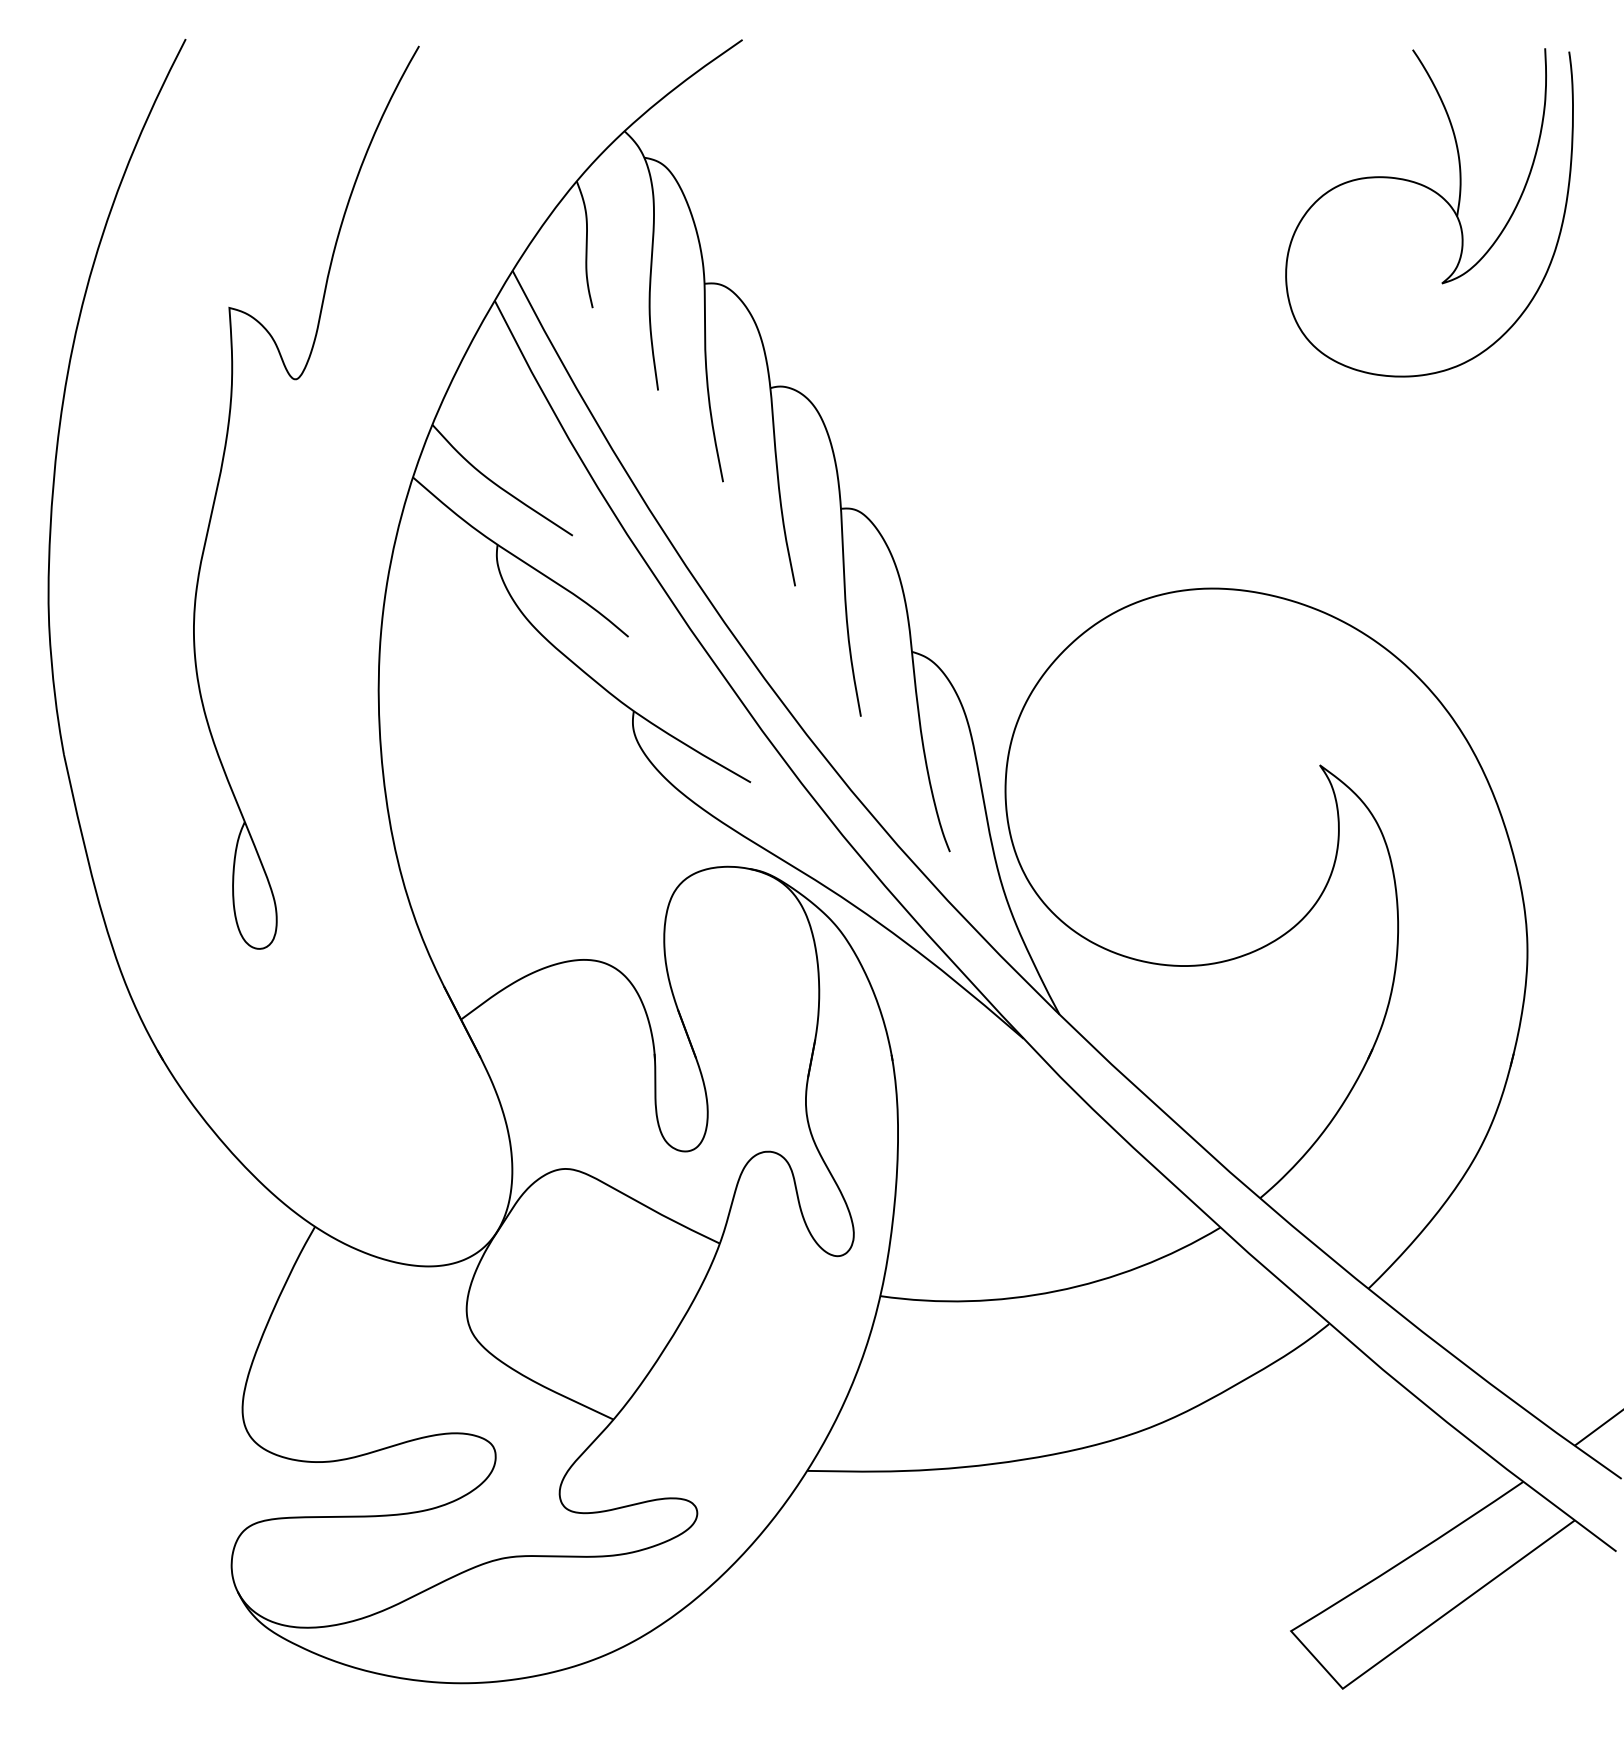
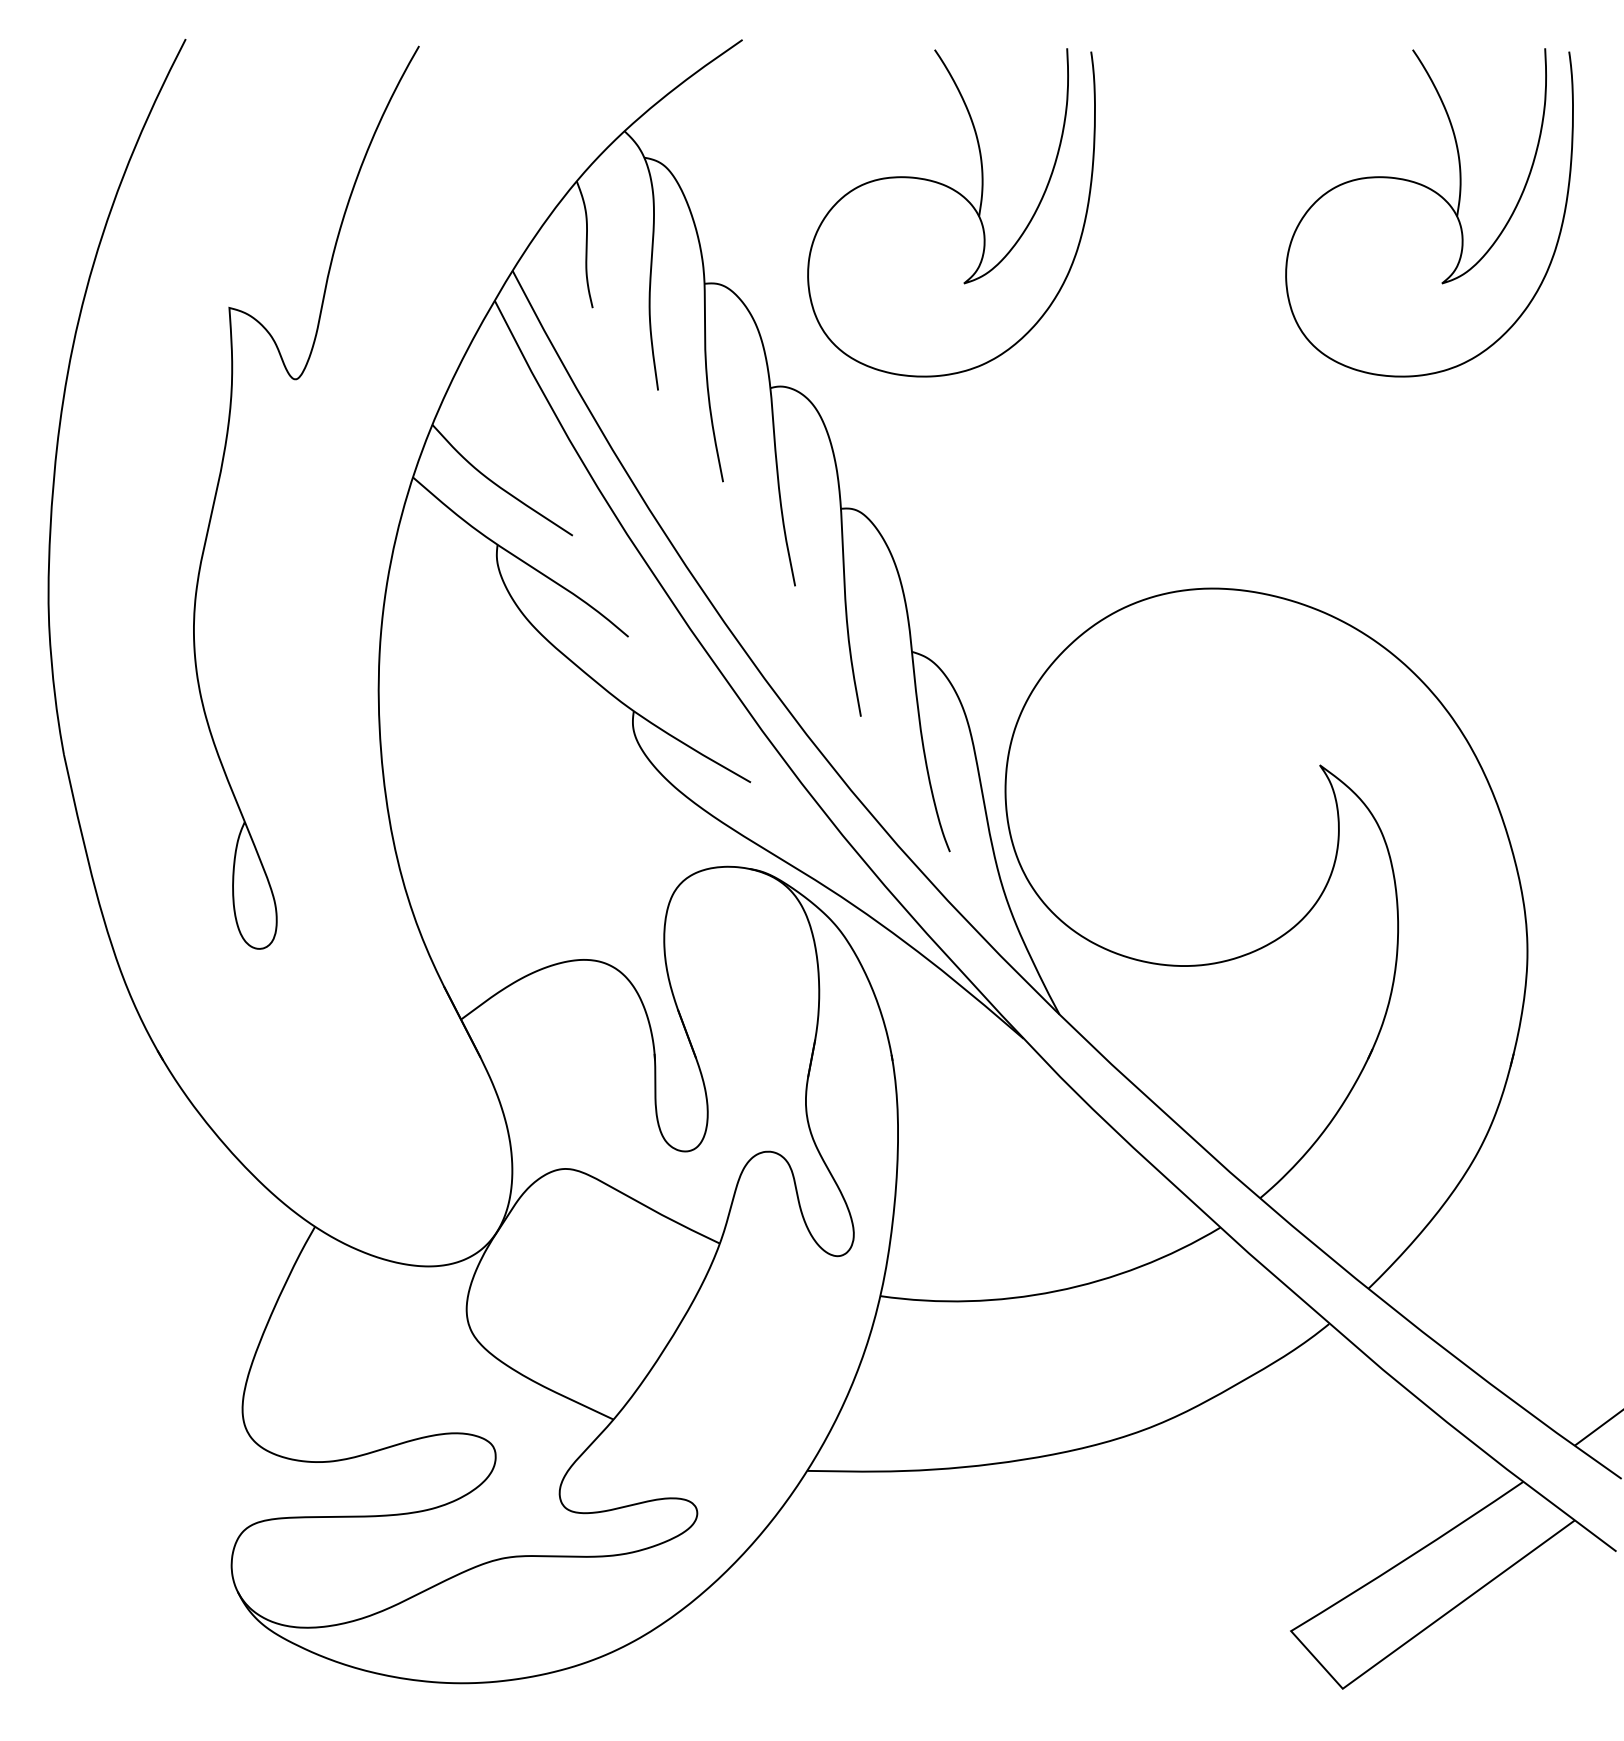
part: none -> present (963, 198)
